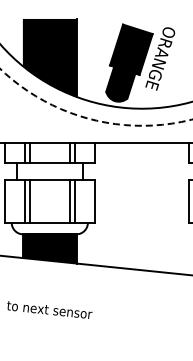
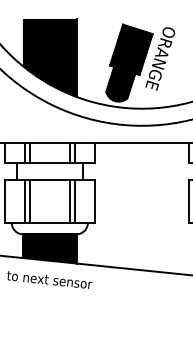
arc: dashed -> solid (89, 118)
text position: (49, 309) -> (49, 279) (49, 279)
